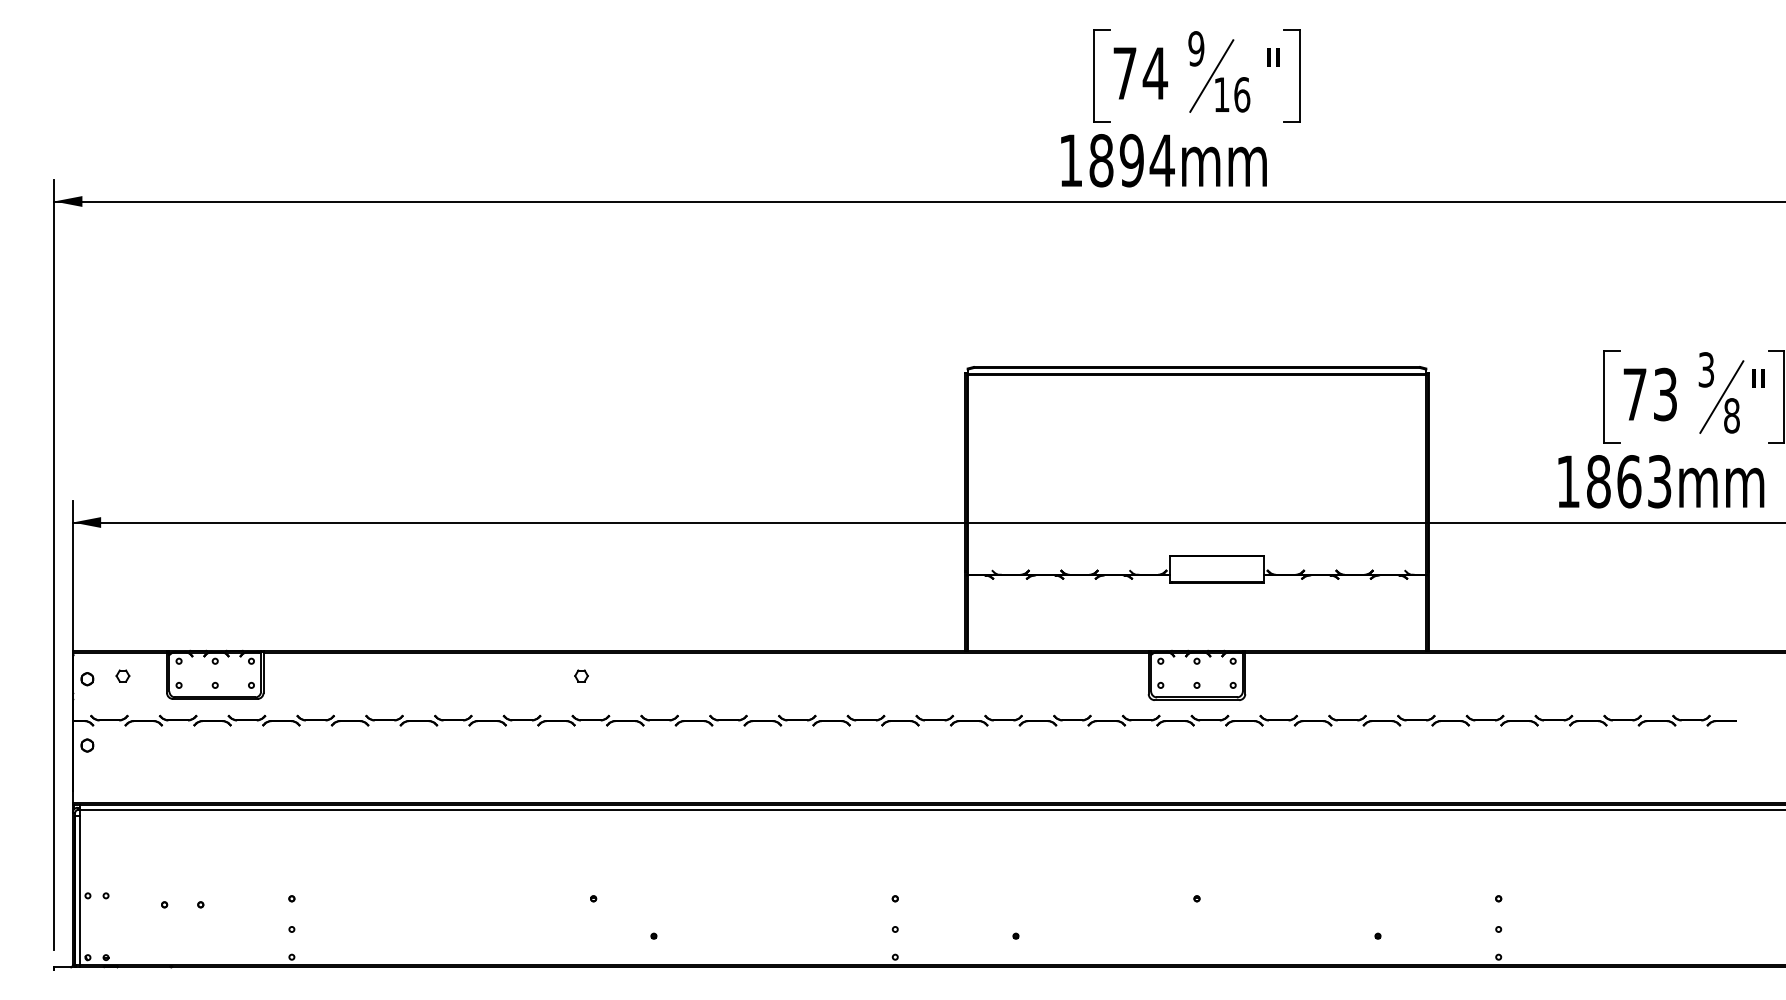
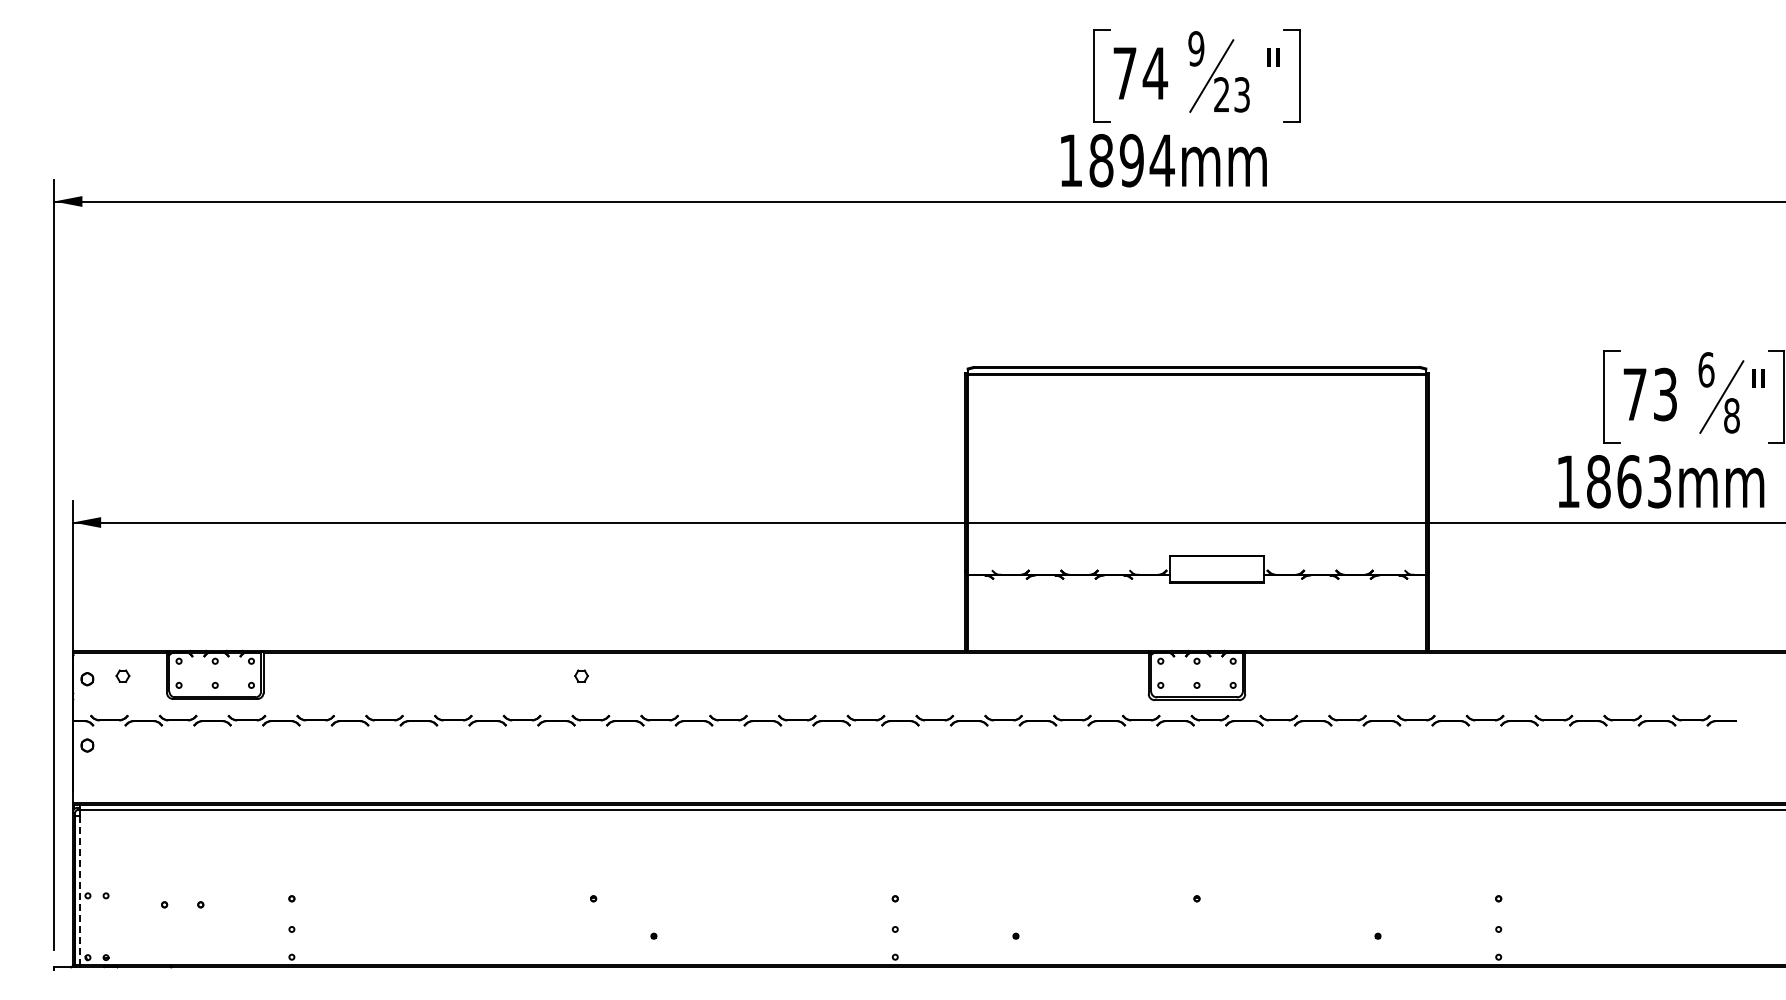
text: 16 -> 23 (1232, 94)
text: 3 -> 6 (1706, 369)
line: solid -> dashed (80, 890)
